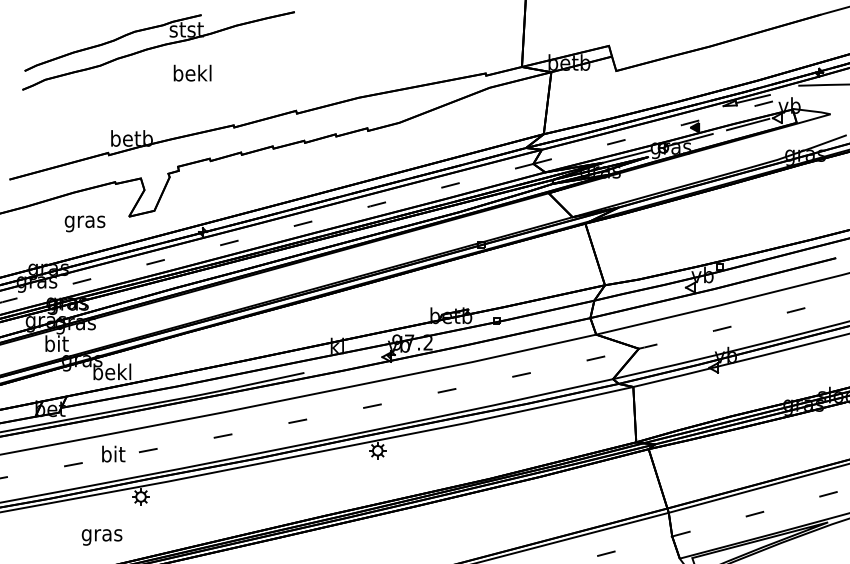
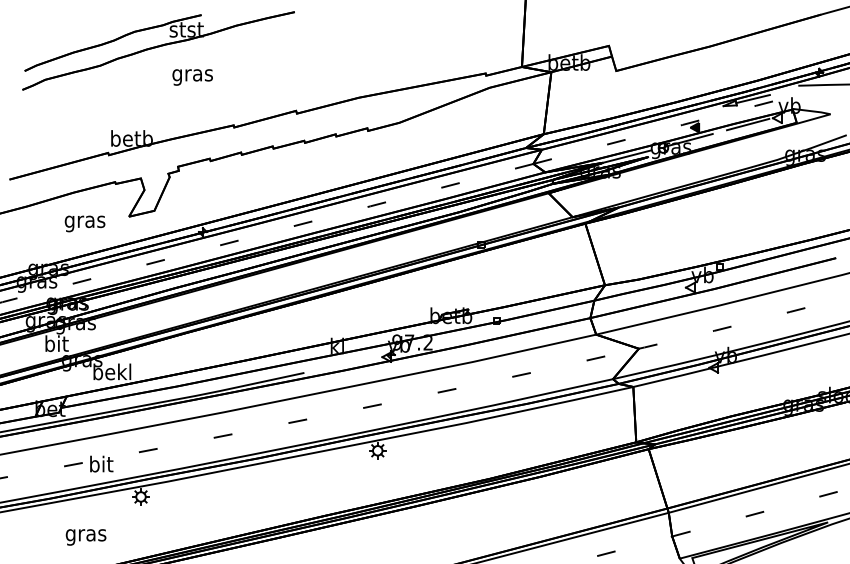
text: bekl -> gras (192, 74)
text position: (113, 453) -> (101, 463) (101, 463)
text position: (101, 537) -> (85, 537) (85, 537)
